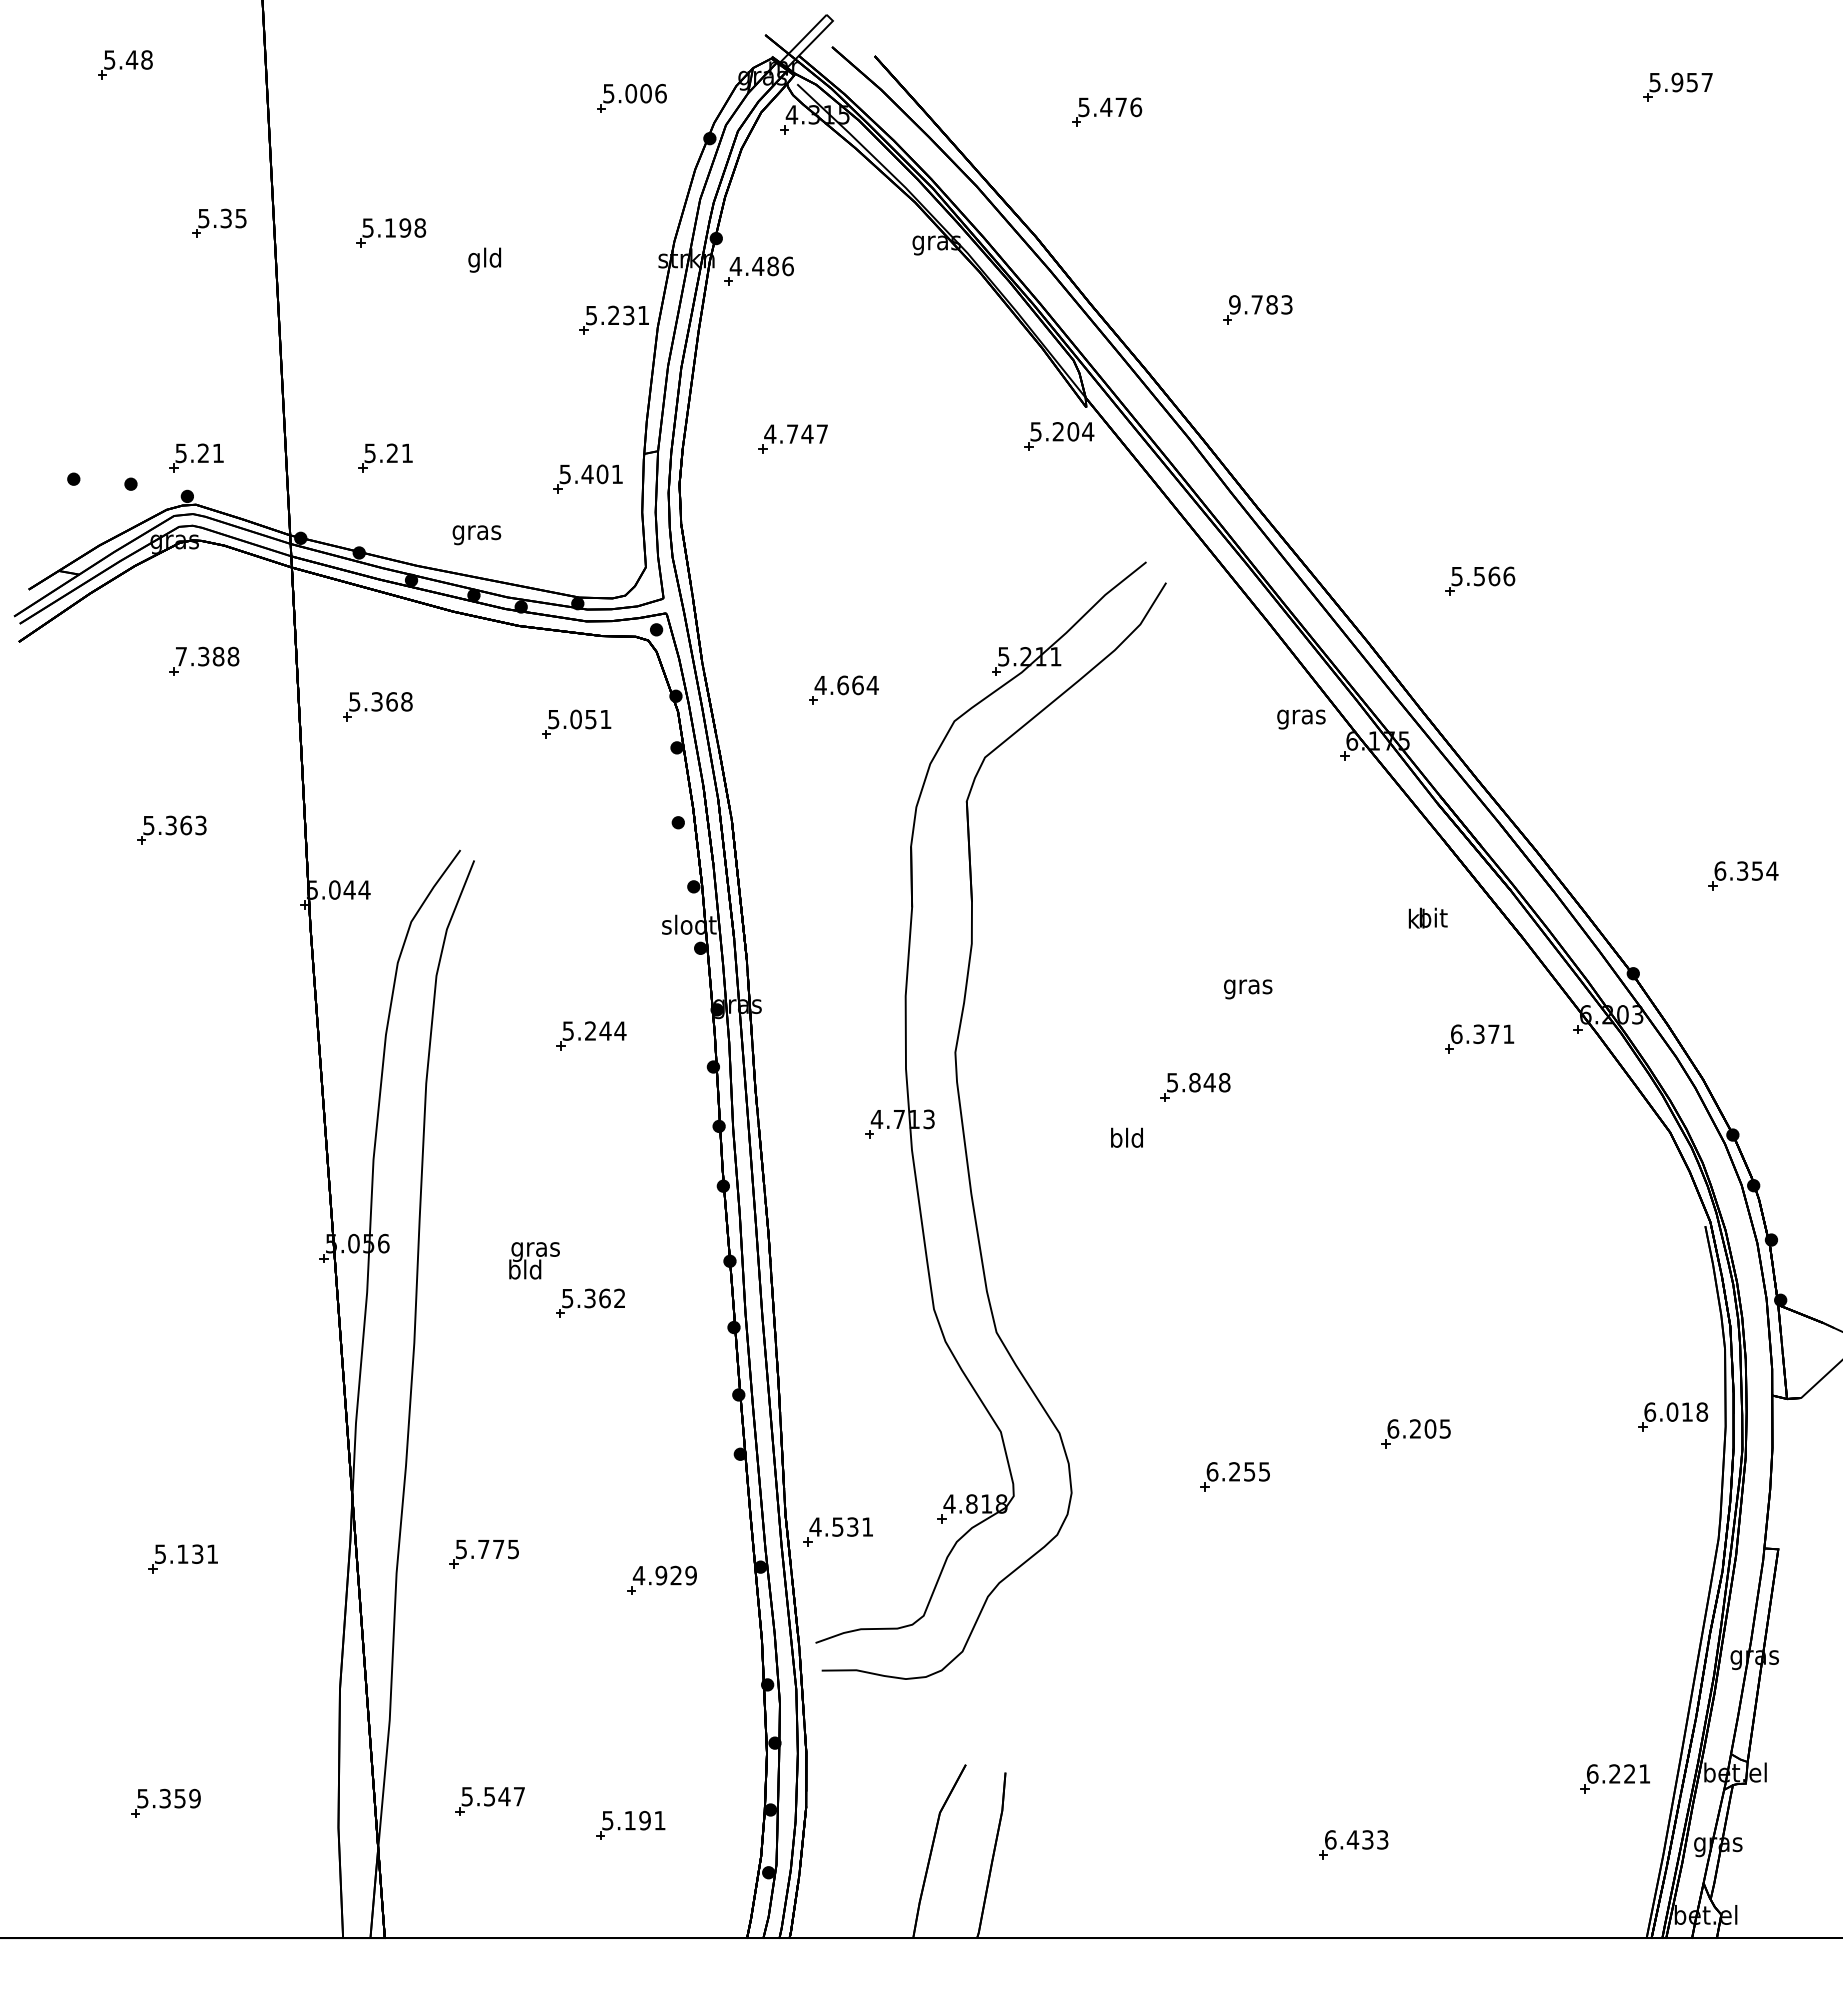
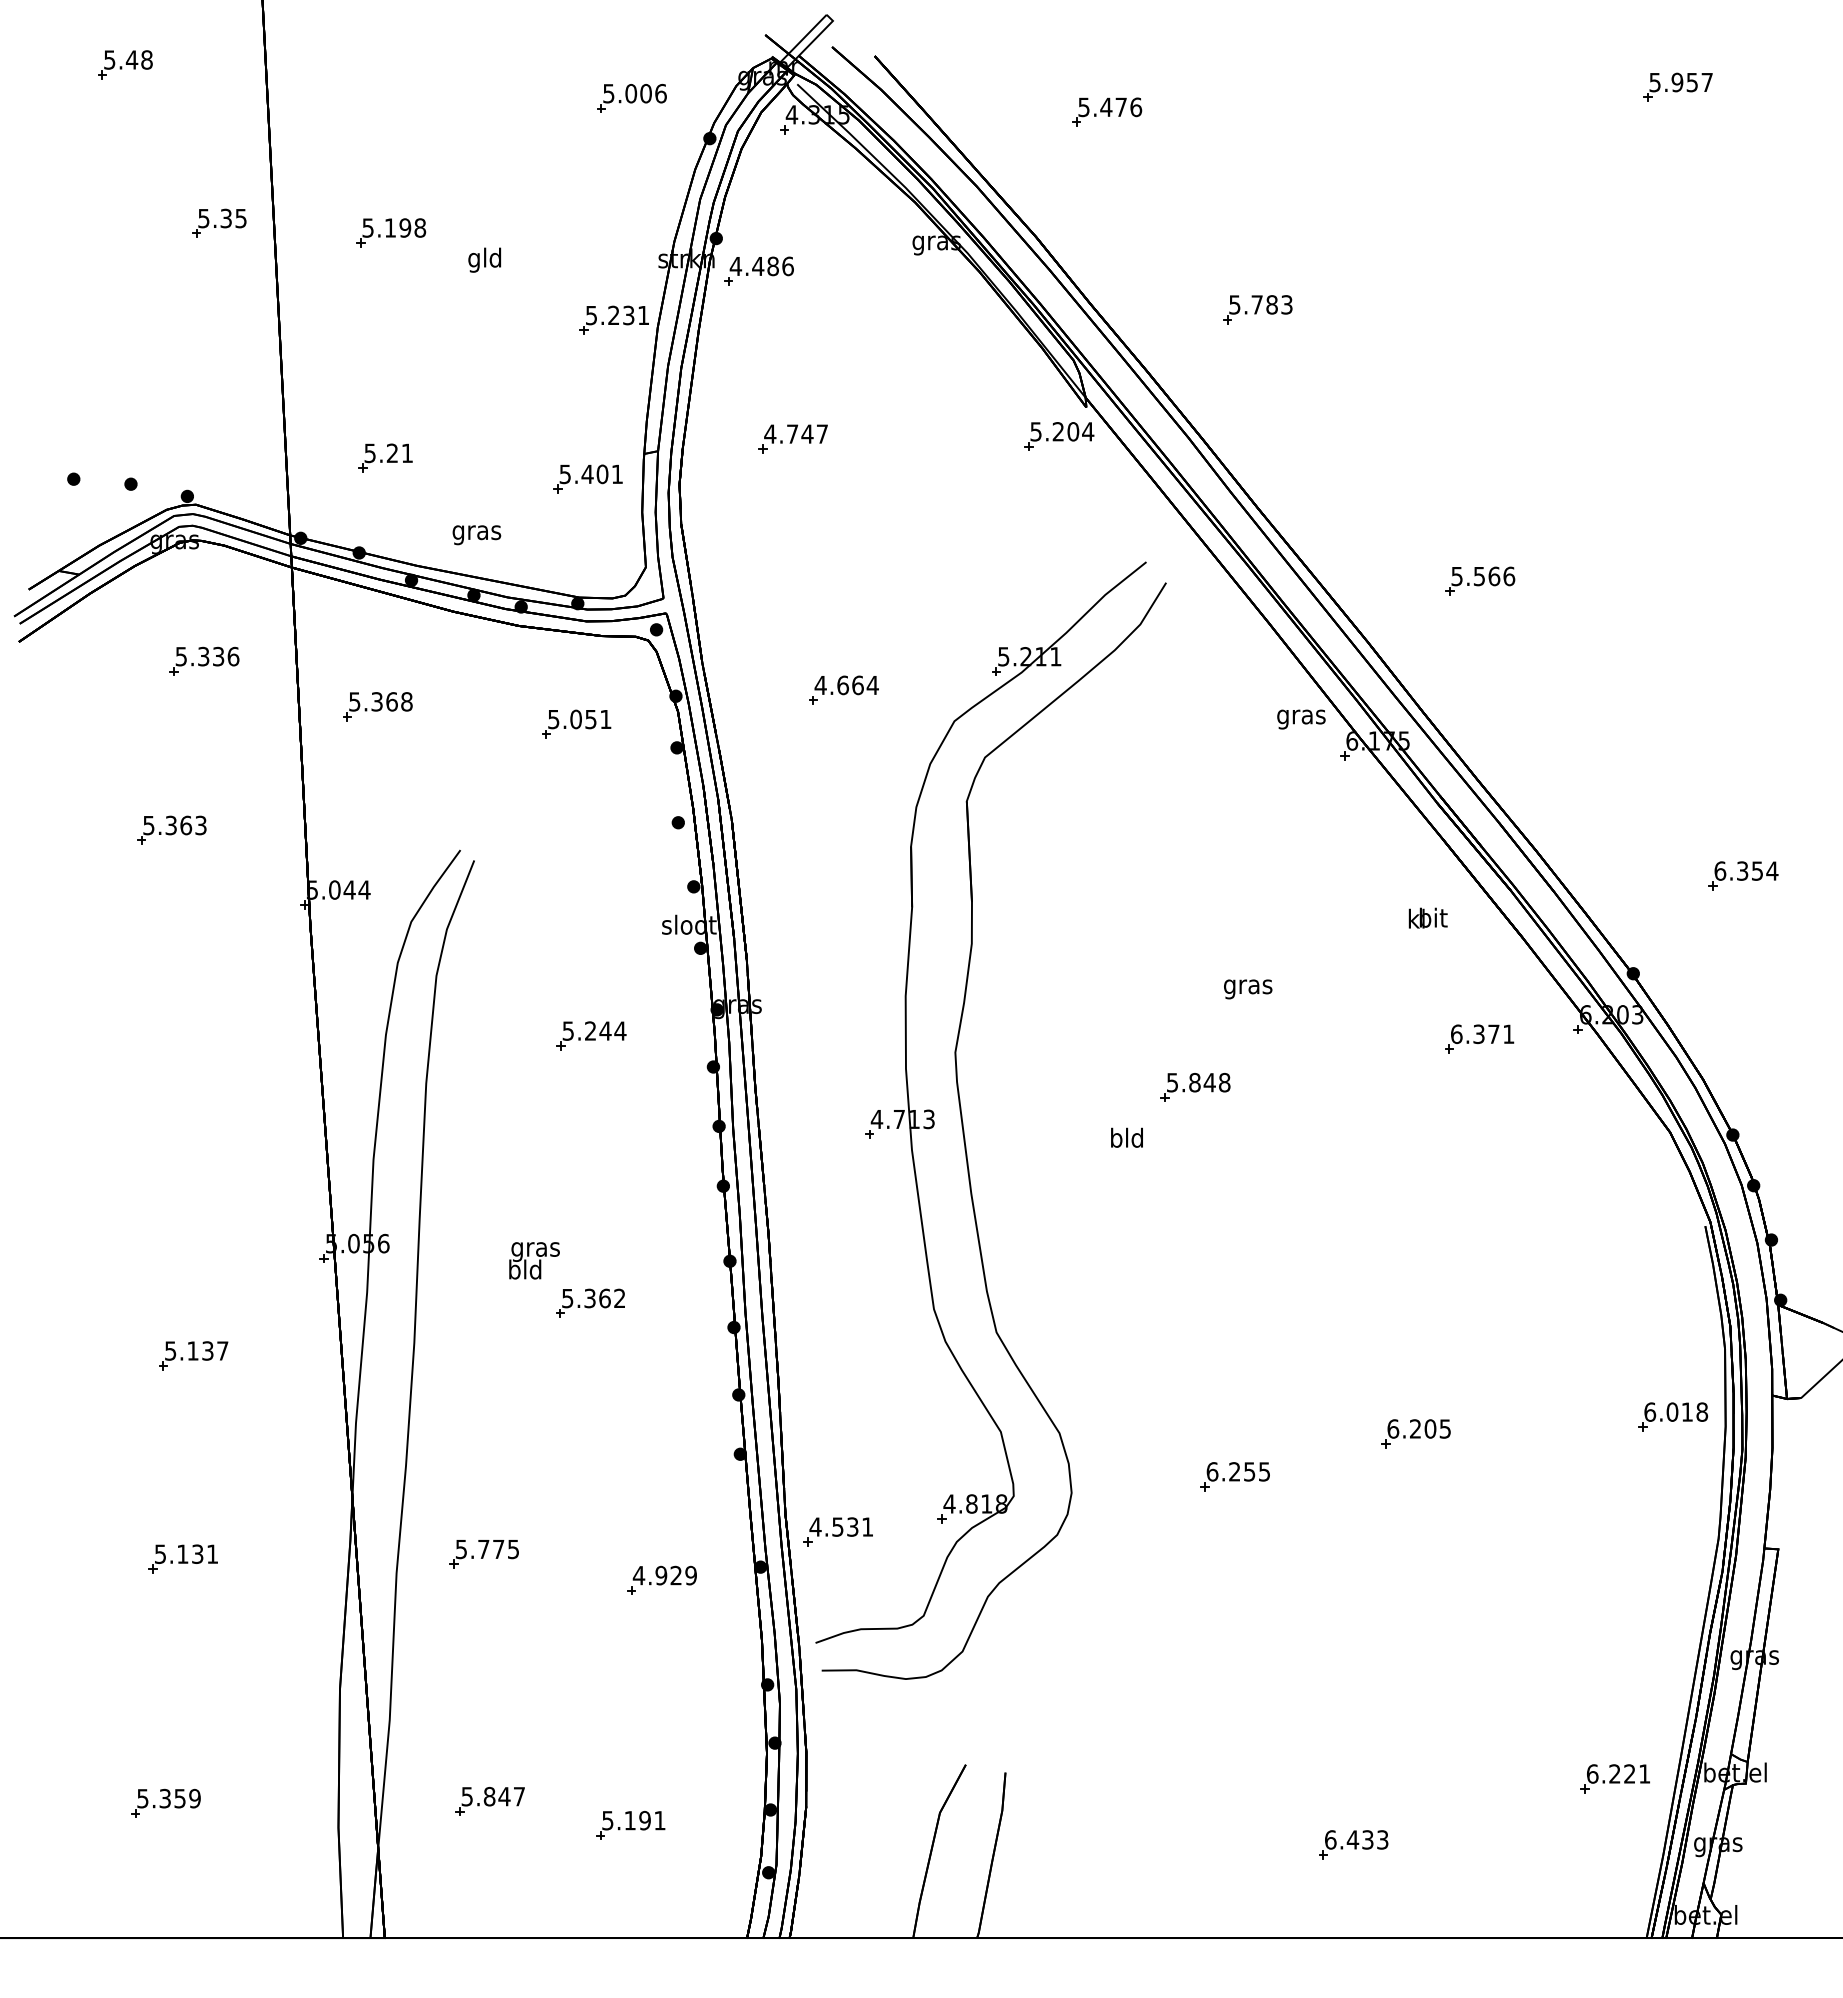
text: 9.783 -> 5.783 (1234, 304)
part: present -> none (196, 457)
text: 7.388 -> 5.336 (207, 656)
part: none -> present (193, 1355)
text: 5.547 -> 5.847 (489, 1796)
